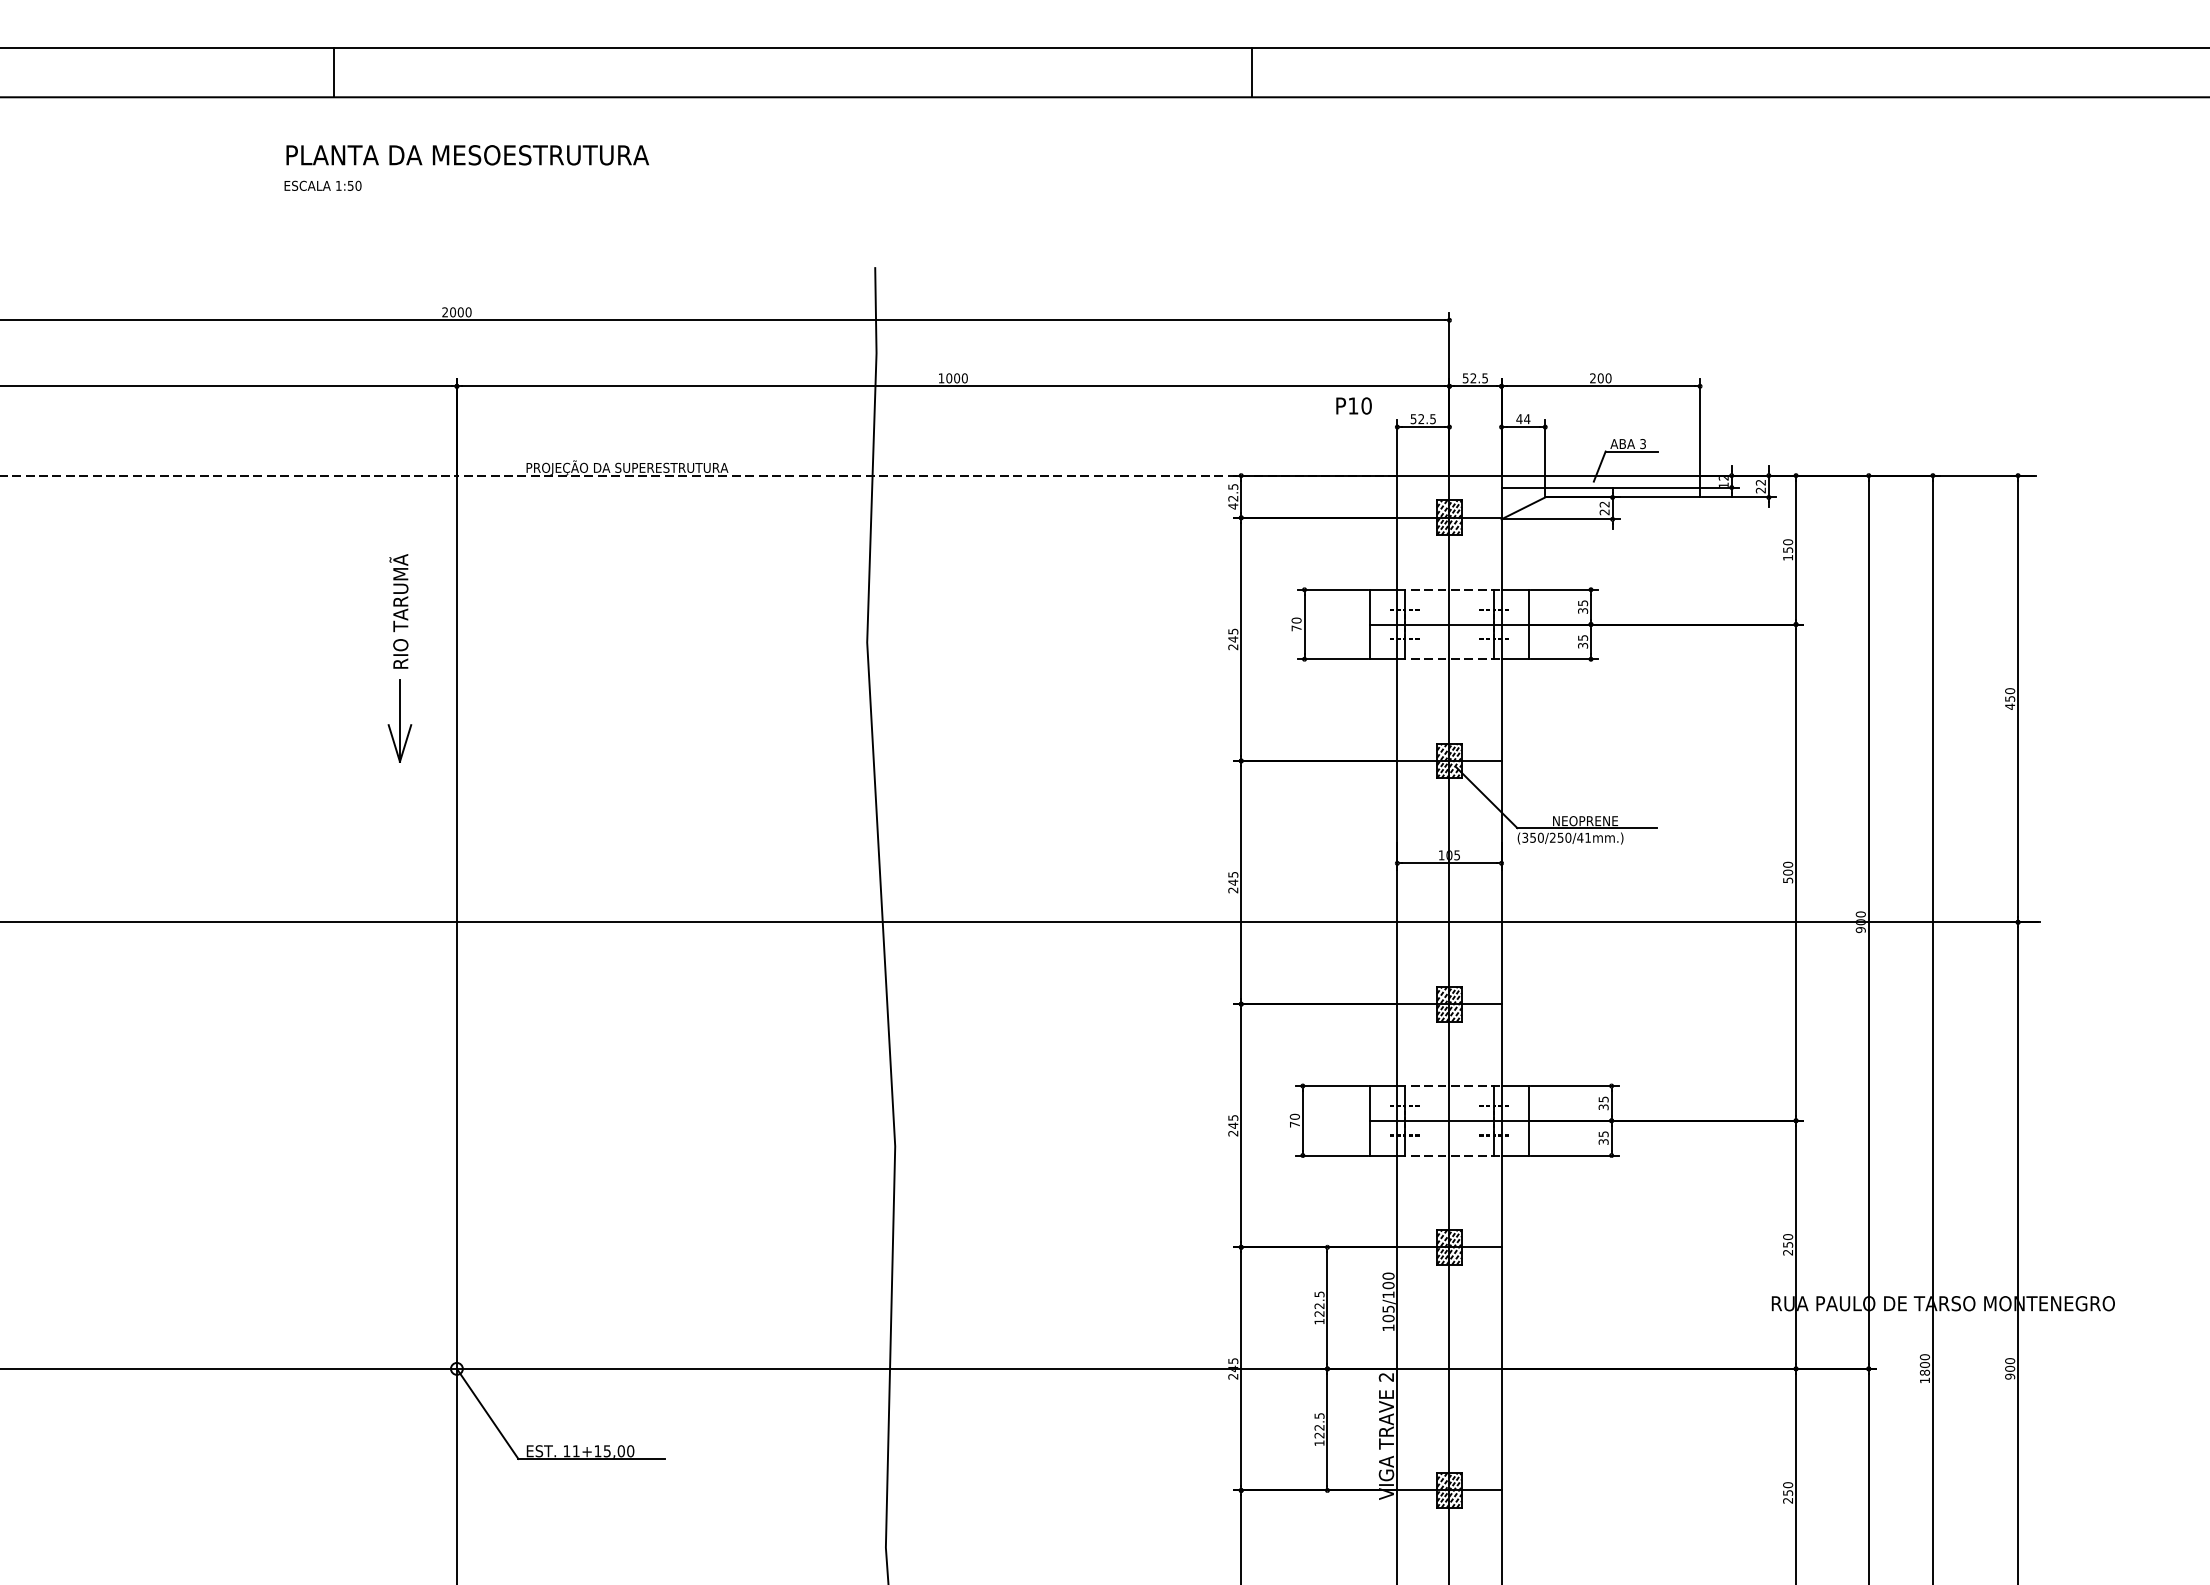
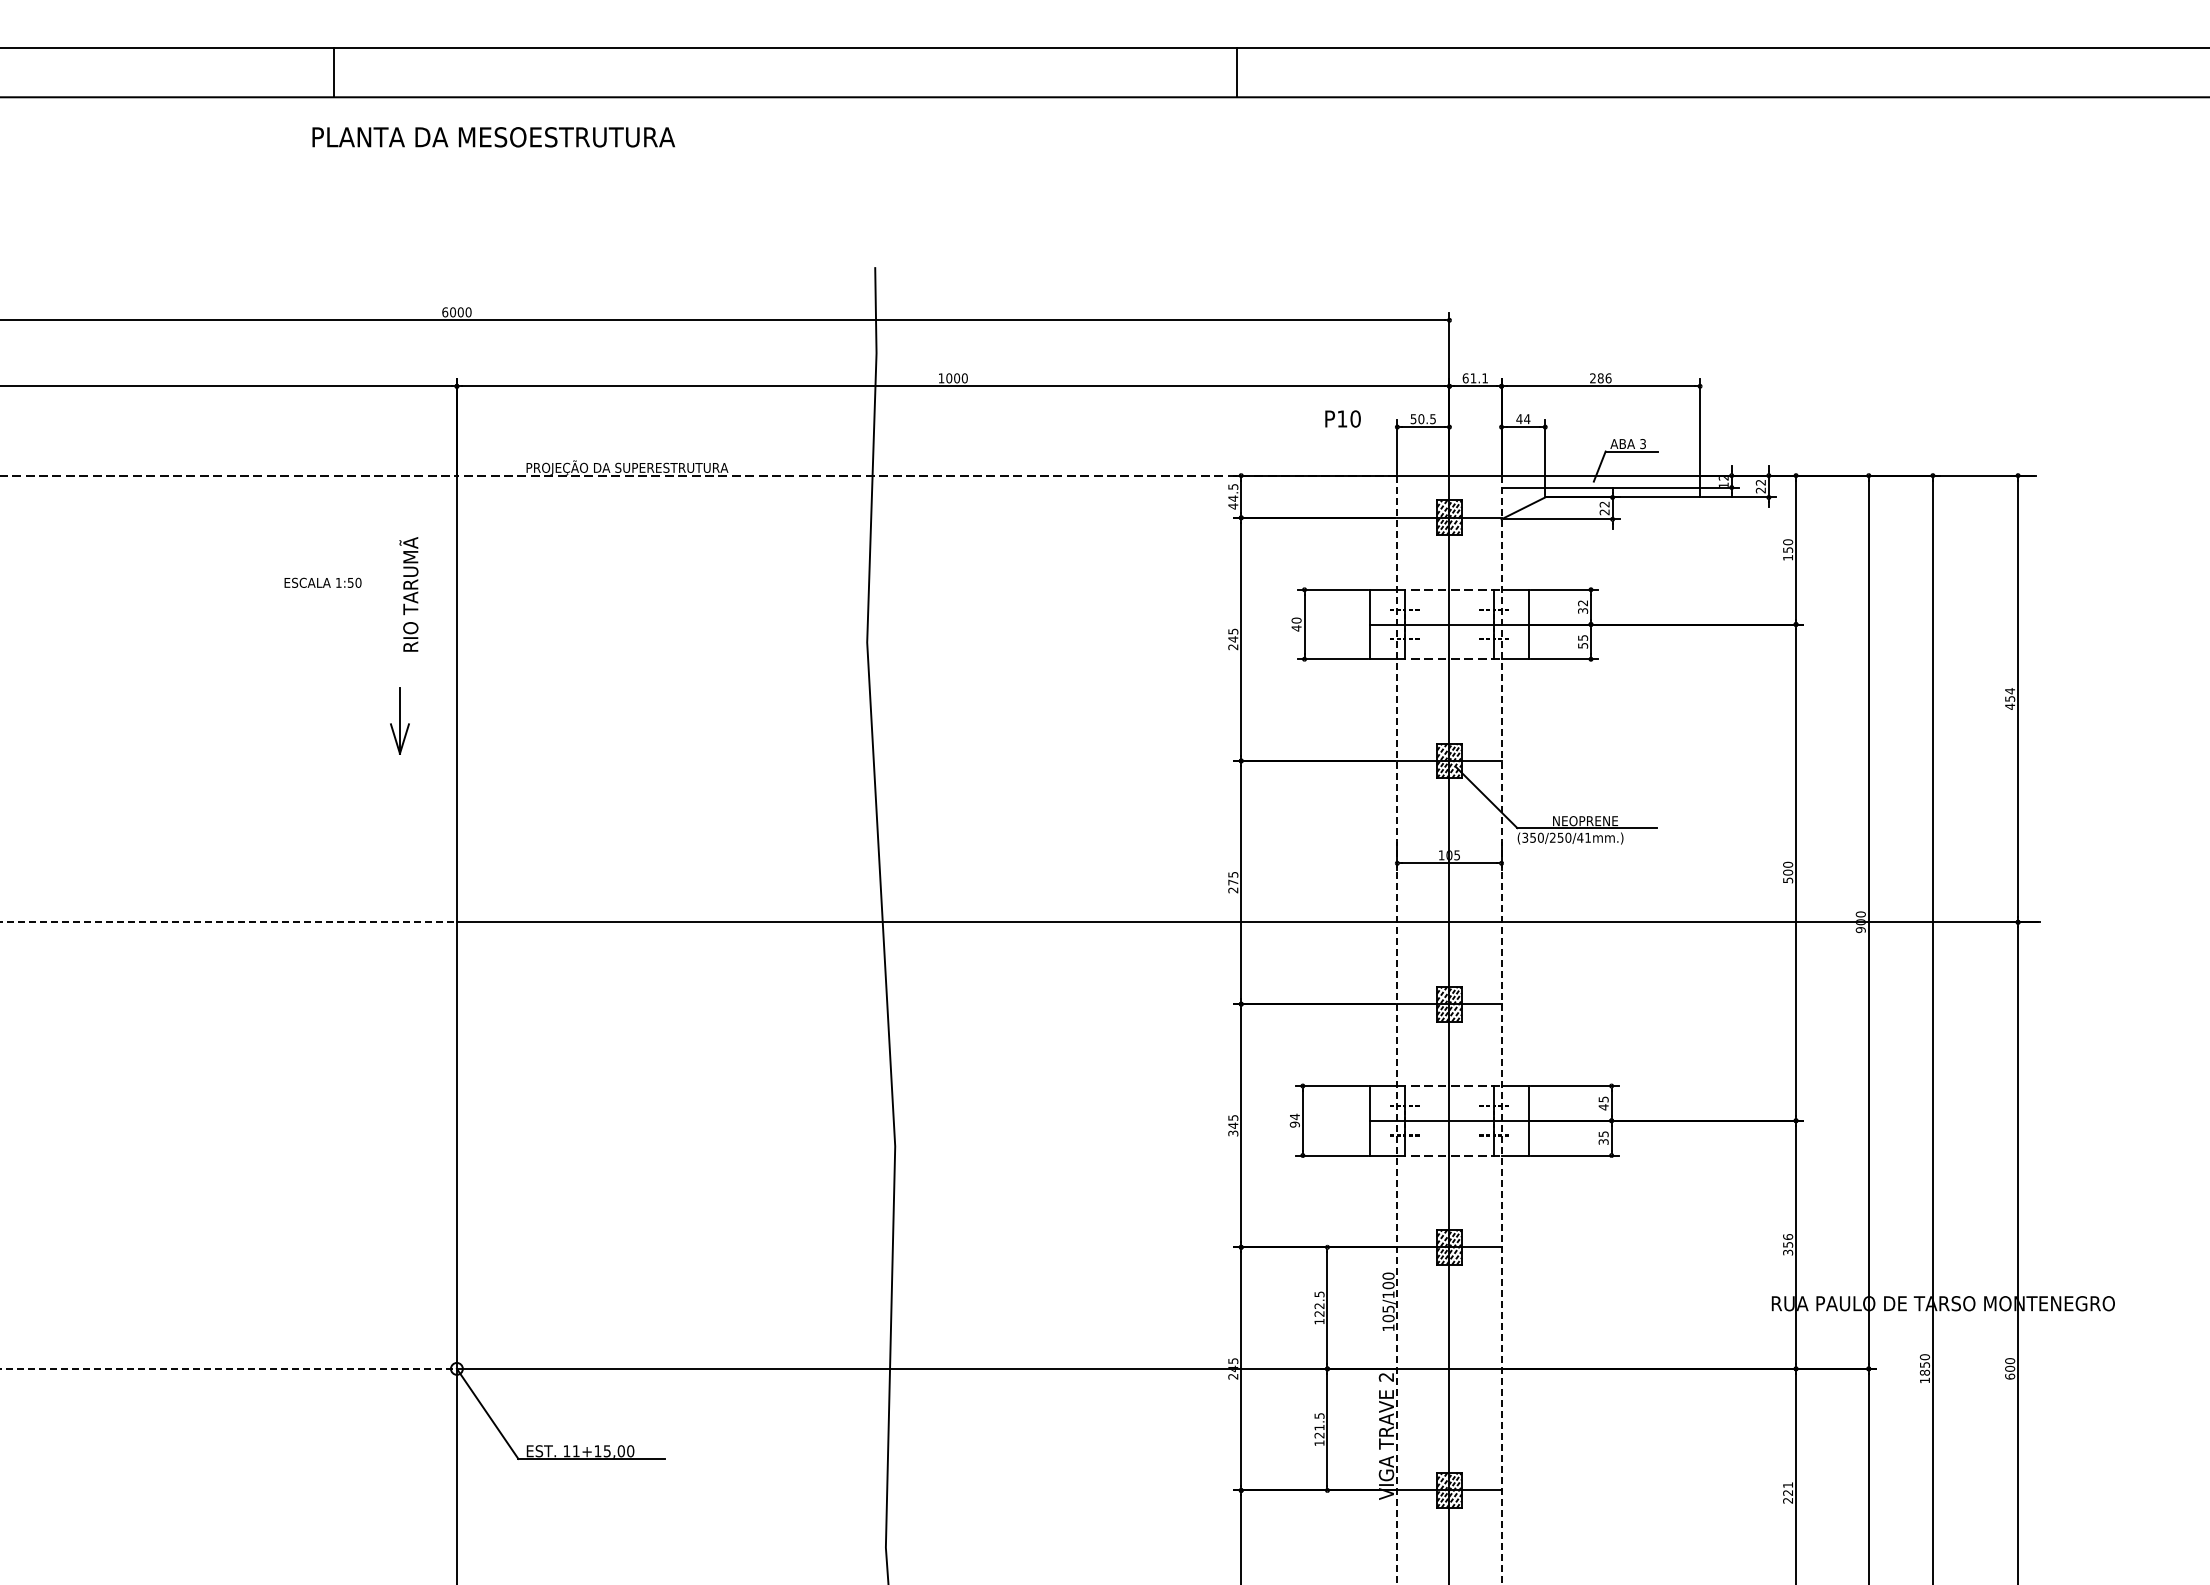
line position: (1251, 72) -> (1236, 72) (1236, 72)
text position: (467, 155) -> (493, 137) (493, 137)
text position: (322, 185) -> (322, 582) (322, 582)
text: 2000 -> 6000 (445, 312)
text: 52.5 -> 61.1 (1474, 378)
text: 200 -> 286 (1604, 378)
text position: (1353, 405) -> (1342, 418) (1342, 418)
text: 52.5 -> 50.5 (1421, 419)
text: 42.5 -> 44.5 (1233, 498)
text: 35 -> 32 (1583, 603)
text position: (398, 611) -> (408, 594) (408, 594)
text: 70 -> 40 (1296, 628)
text: 35 -> 55 (1582, 645)
text: 450 -> 454 (2010, 691)
part size: 26x84 px -> 20x68 px (399, 720)
text: 245 -> 275 (1233, 882)
line: solid -> dashed (228, 922)
line: solid -> dashed (1397, 1030)
line: solid -> dashed (1501, 1030)
text: 35 -> 45 (1603, 1107)
text: 70 -> 94 (1294, 1120)
text: 245 -> 345 (1233, 1133)
text: 250 -> 356 (1788, 1244)
text: 1800 -> 1850 (1924, 1364)
line: solid -> dashed (229, 1368)
text: 900 -> 600 (2010, 1376)
text: 122.5 -> 121.5 (1319, 1427)
text: 250 -> 221 (1788, 1488)
